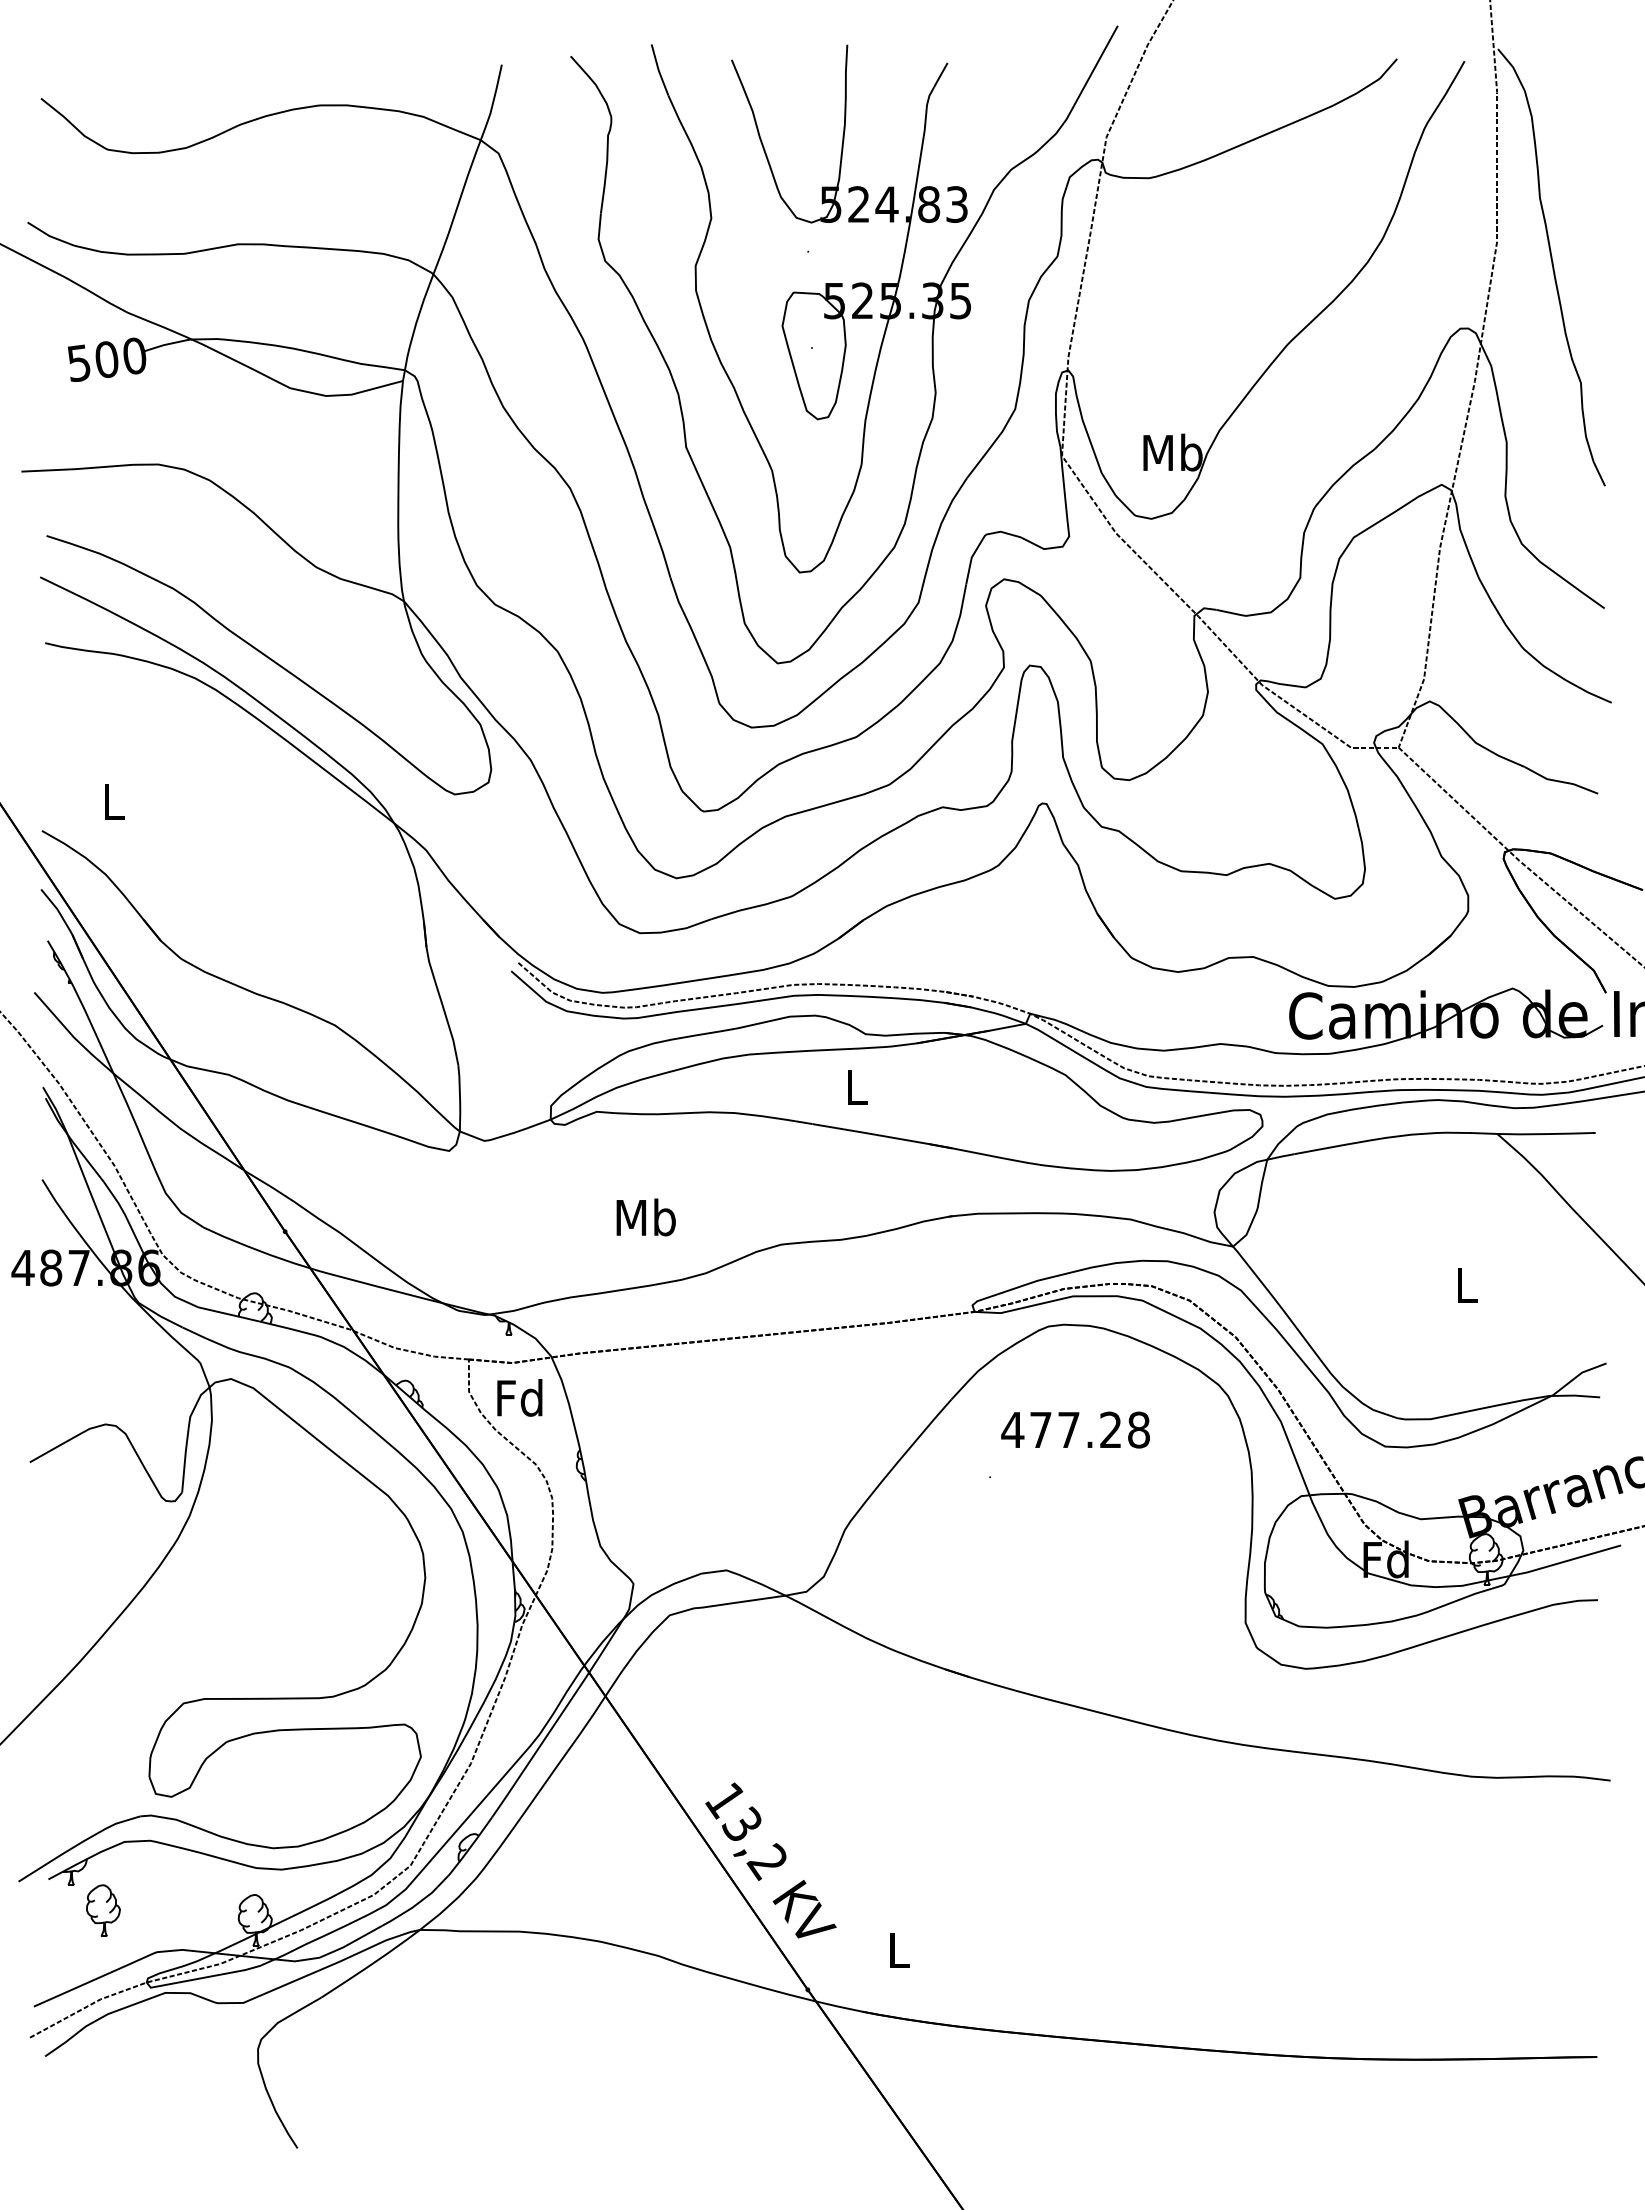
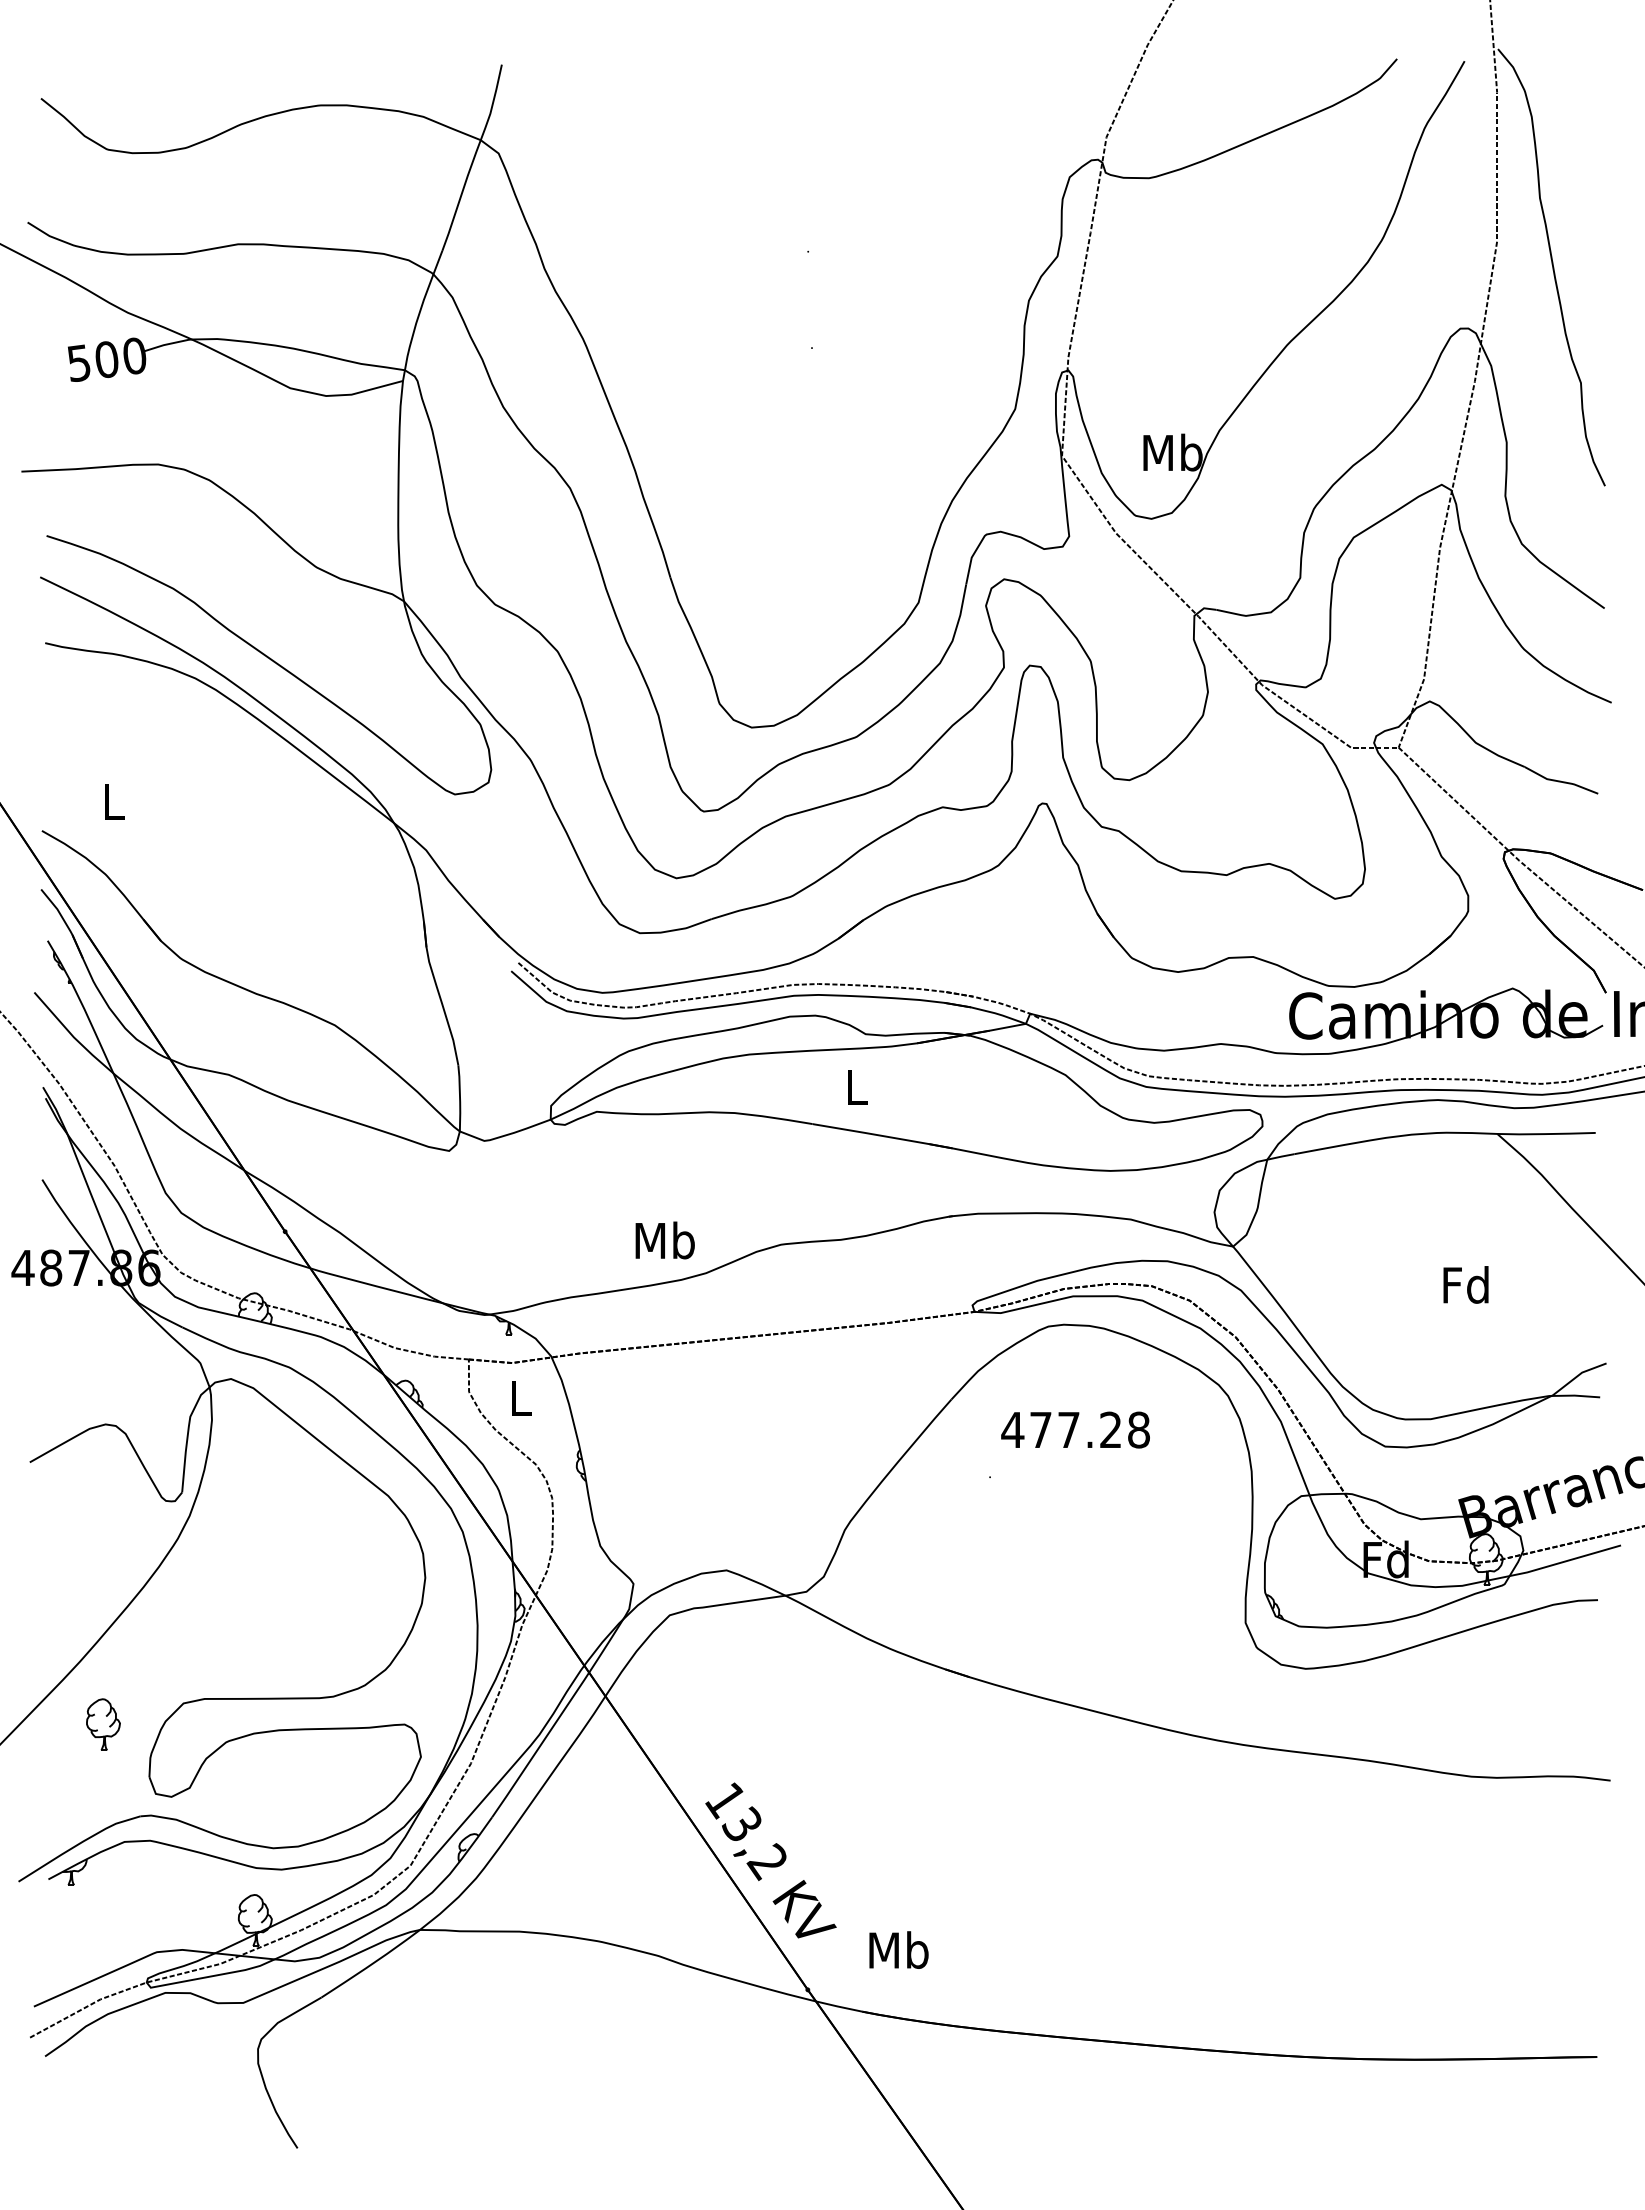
part: present -> none (844, 344)
text position: (645, 1217) -> (664, 1240) (664, 1240)
text: L -> Fd (1465, 1284)
text: Fd -> L (519, 1397)
part position: (103, 1910) -> (103, 1724) (103, 1724)
text: L -> Mb (898, 1949)
